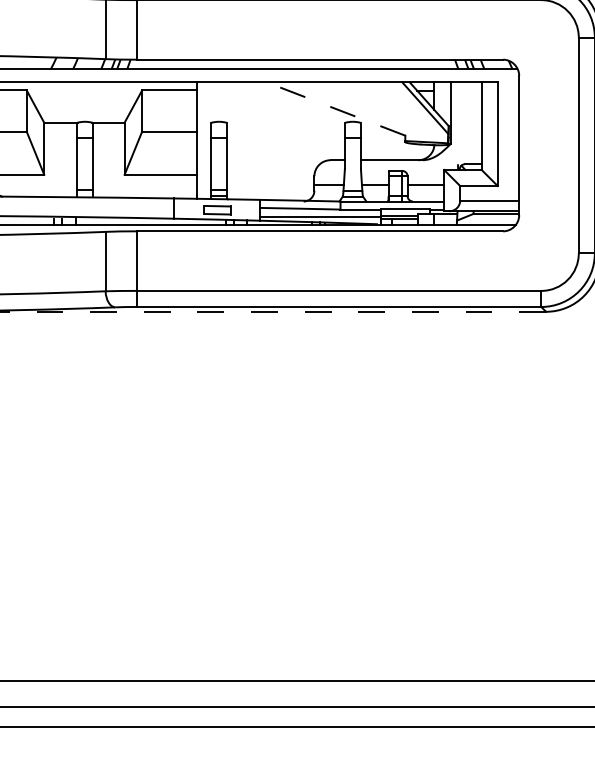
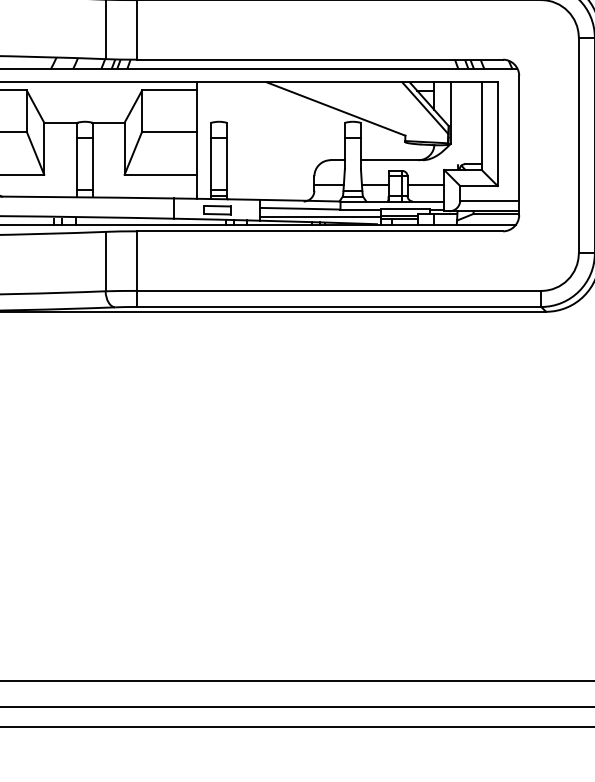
line: dashed -> solid (335, 108)
line: dashed -> solid (273, 311)
